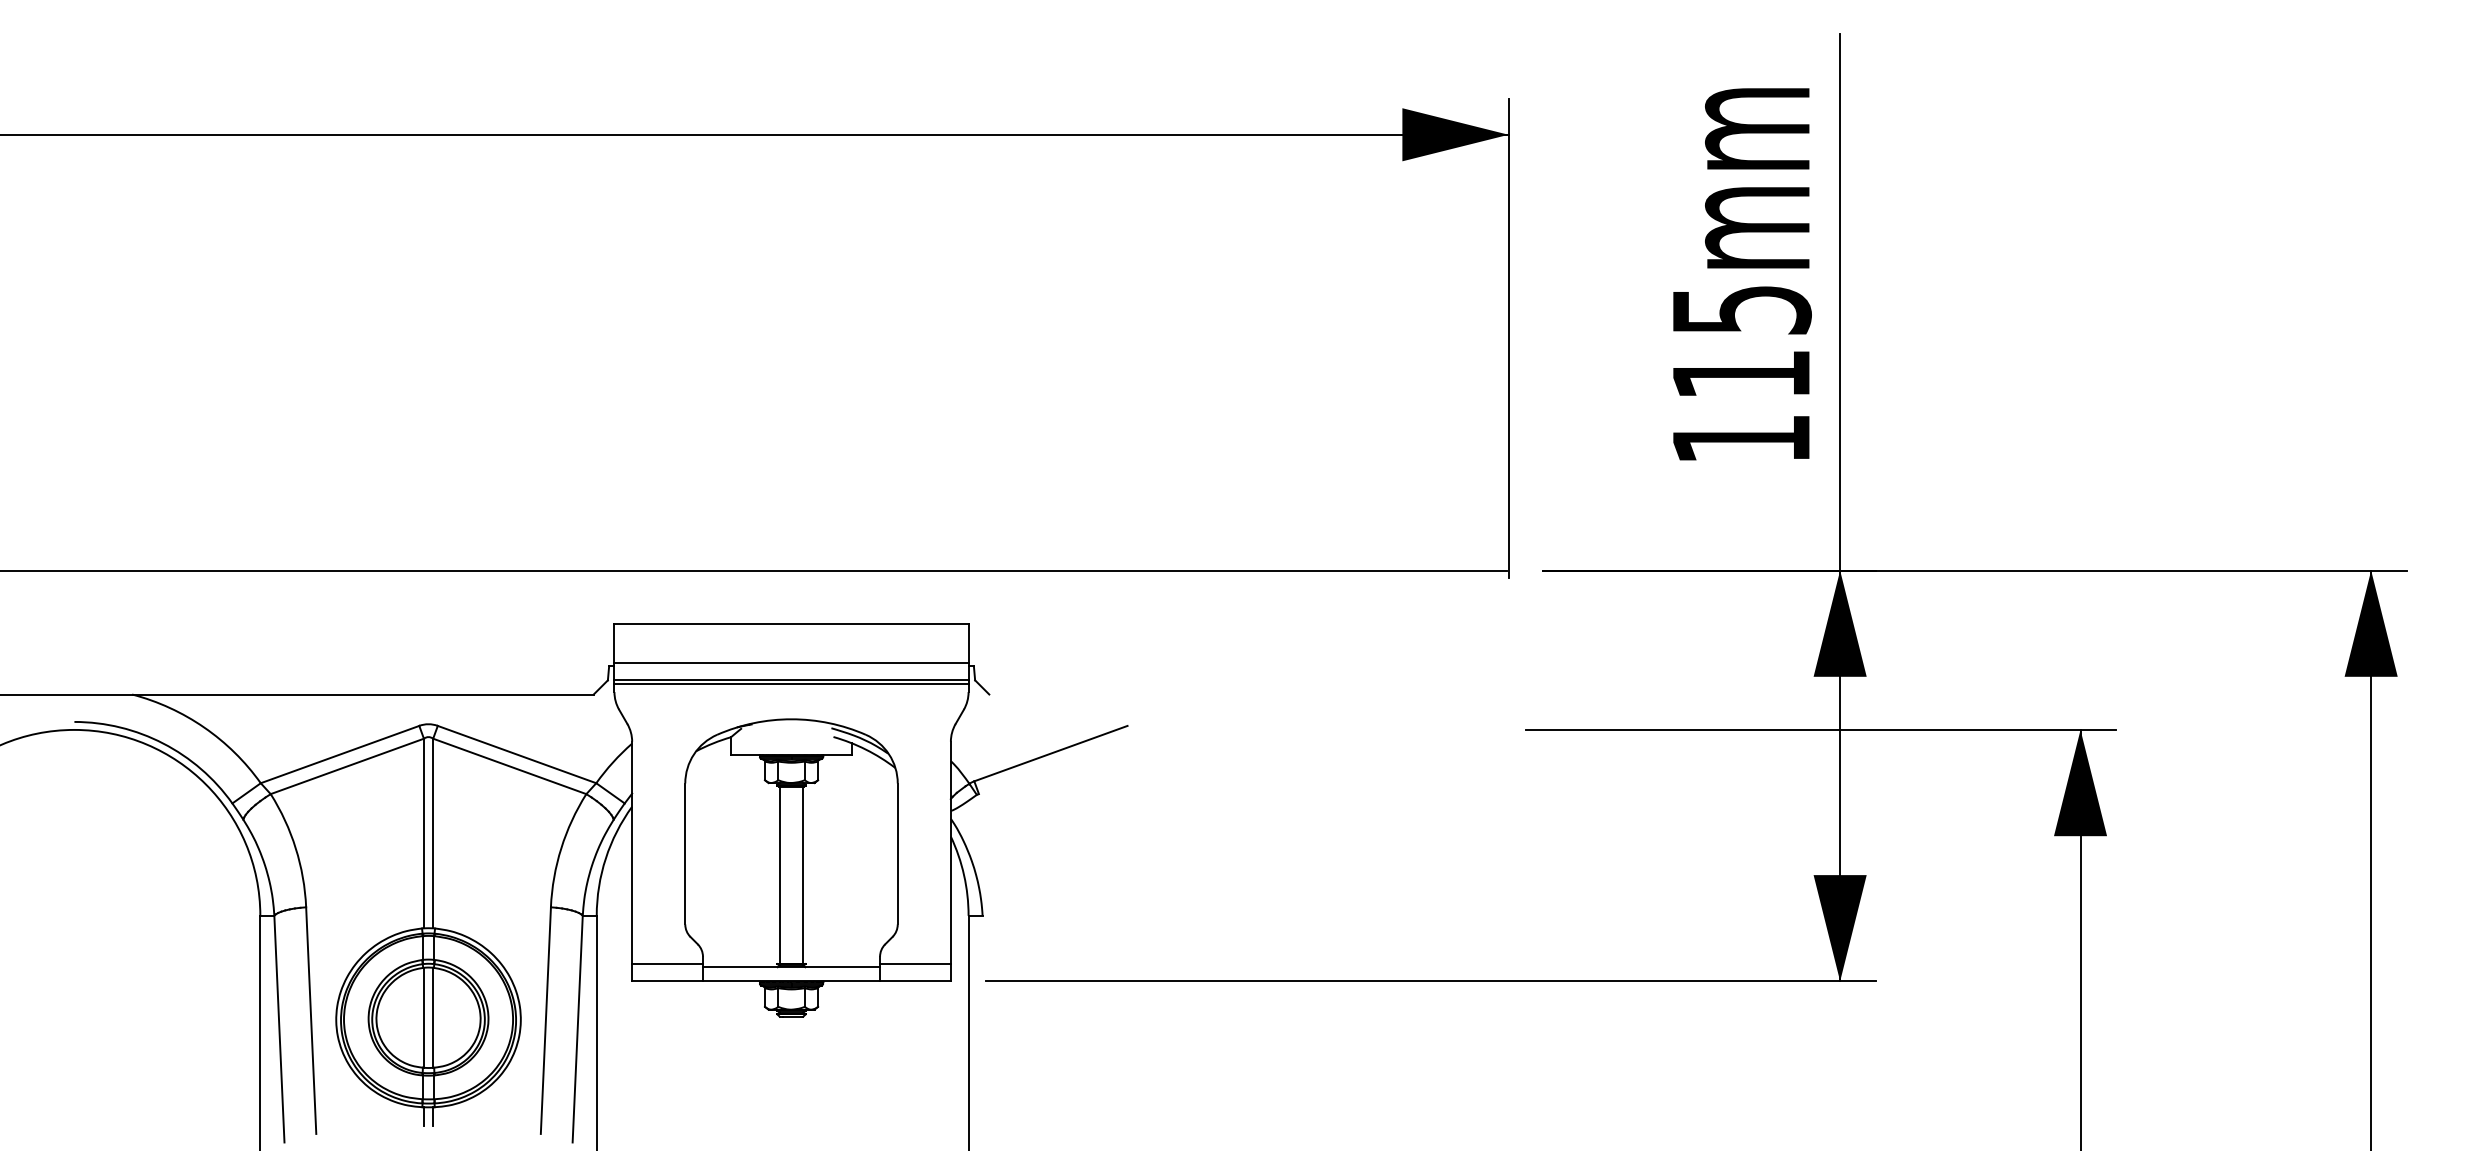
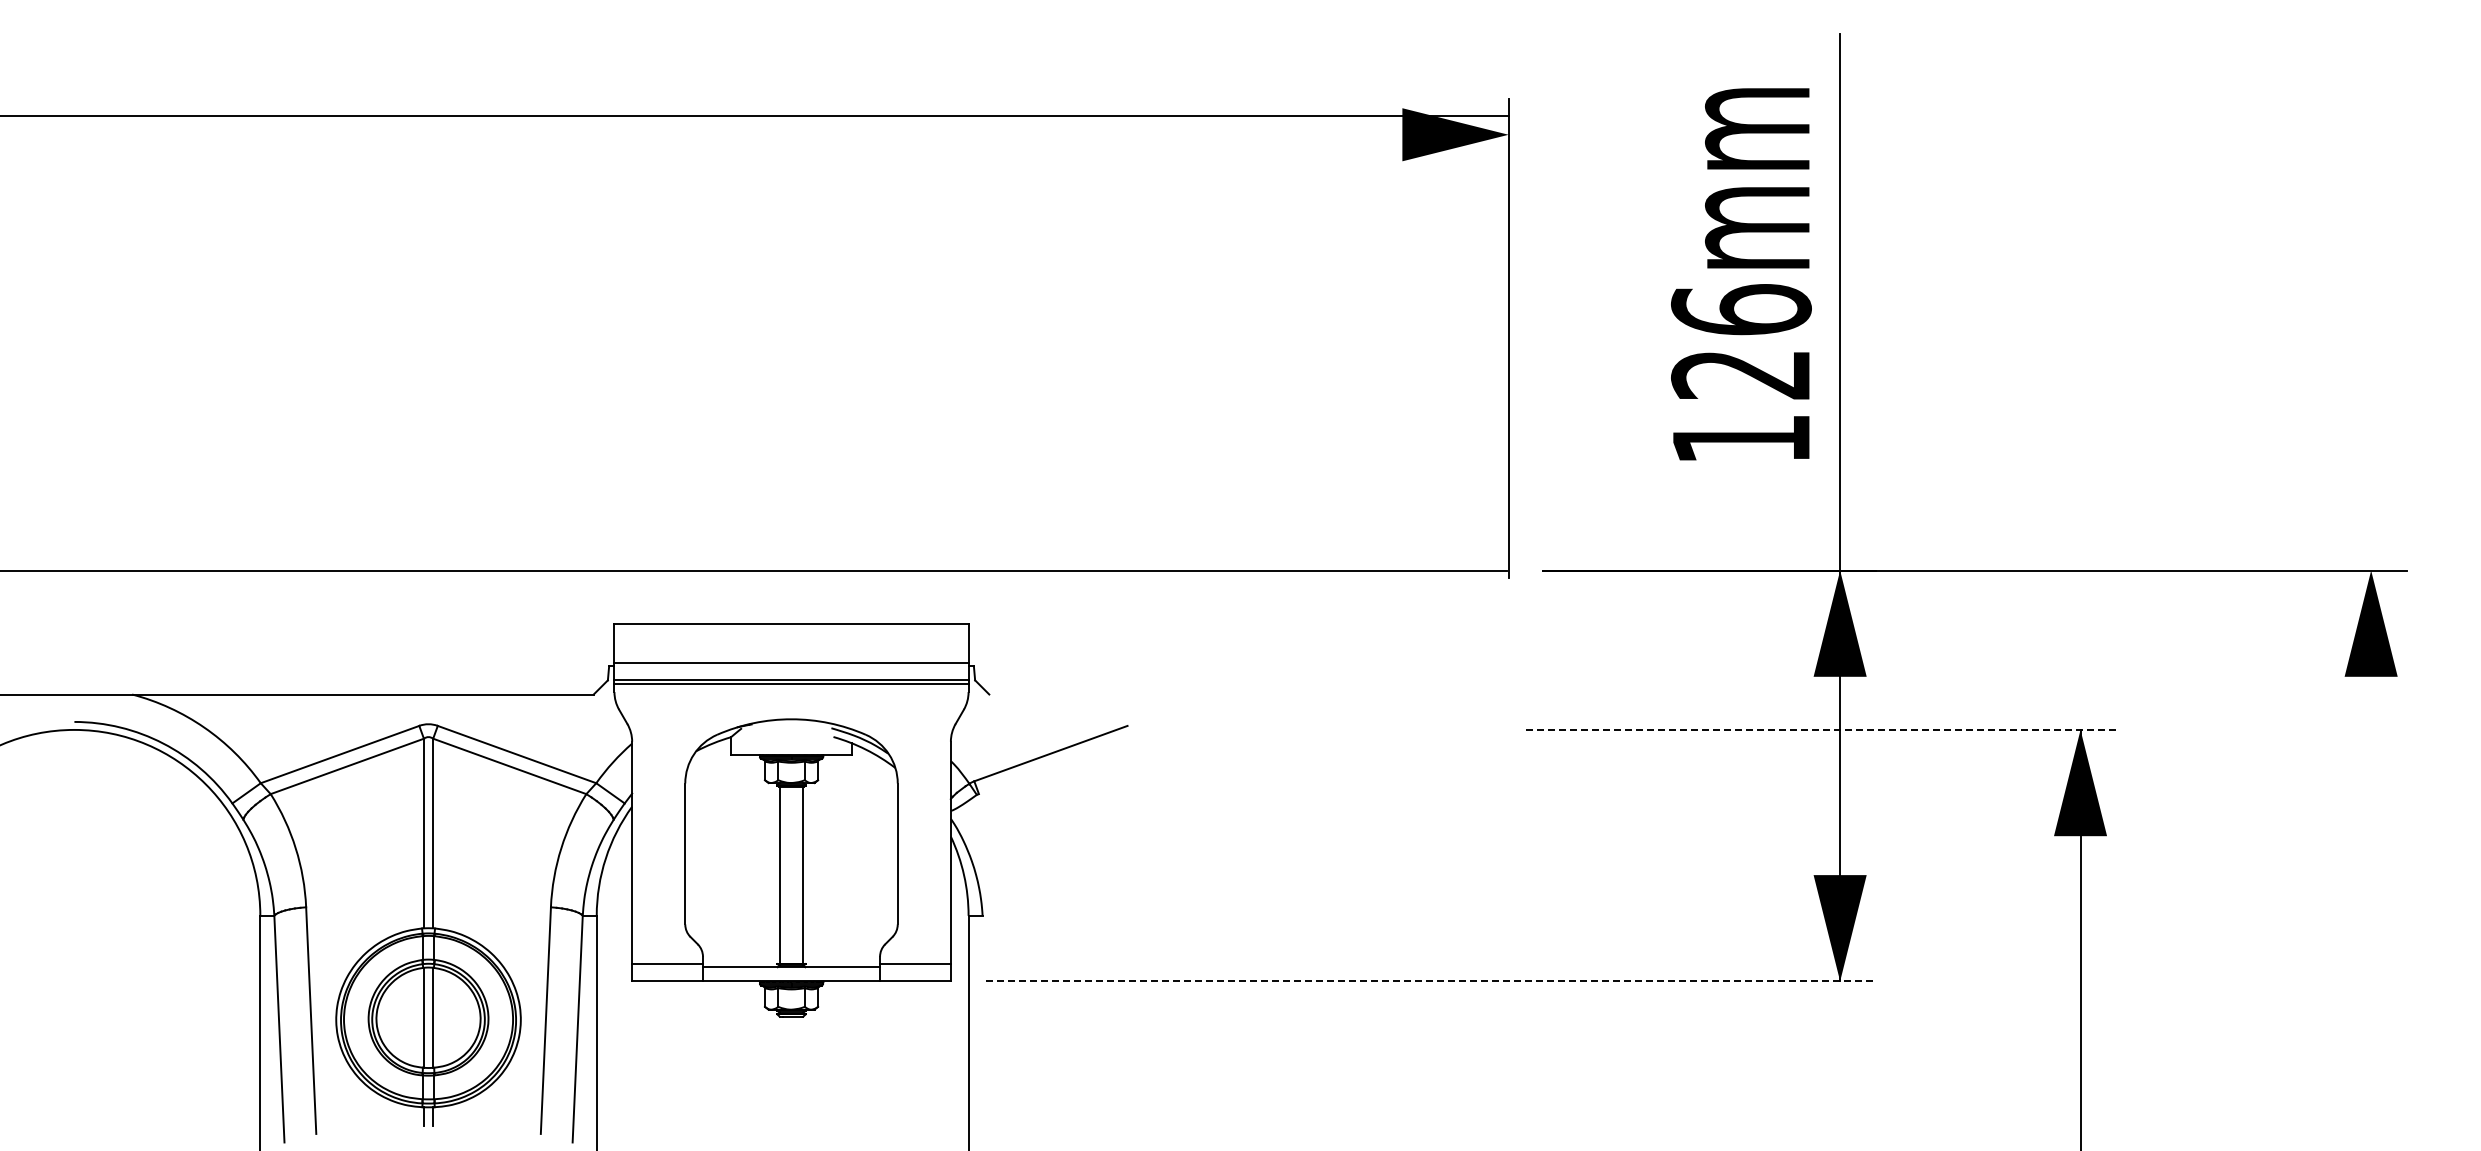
line position: (755, 134) -> (755, 115) (755, 115)
text: 115mm -> 126mm (1741, 341)
line: solid -> dashed (1821, 729)
line: present -> none (2371, 858)
line: solid -> dashed (1430, 981)
